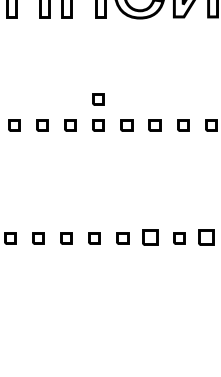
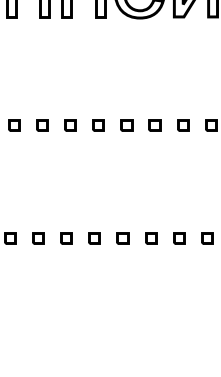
part: present -> none (98, 99)
part size: 17x17 px -> 13x13 px (151, 238)
part size: 17x17 px -> 13x13 px (207, 238)
